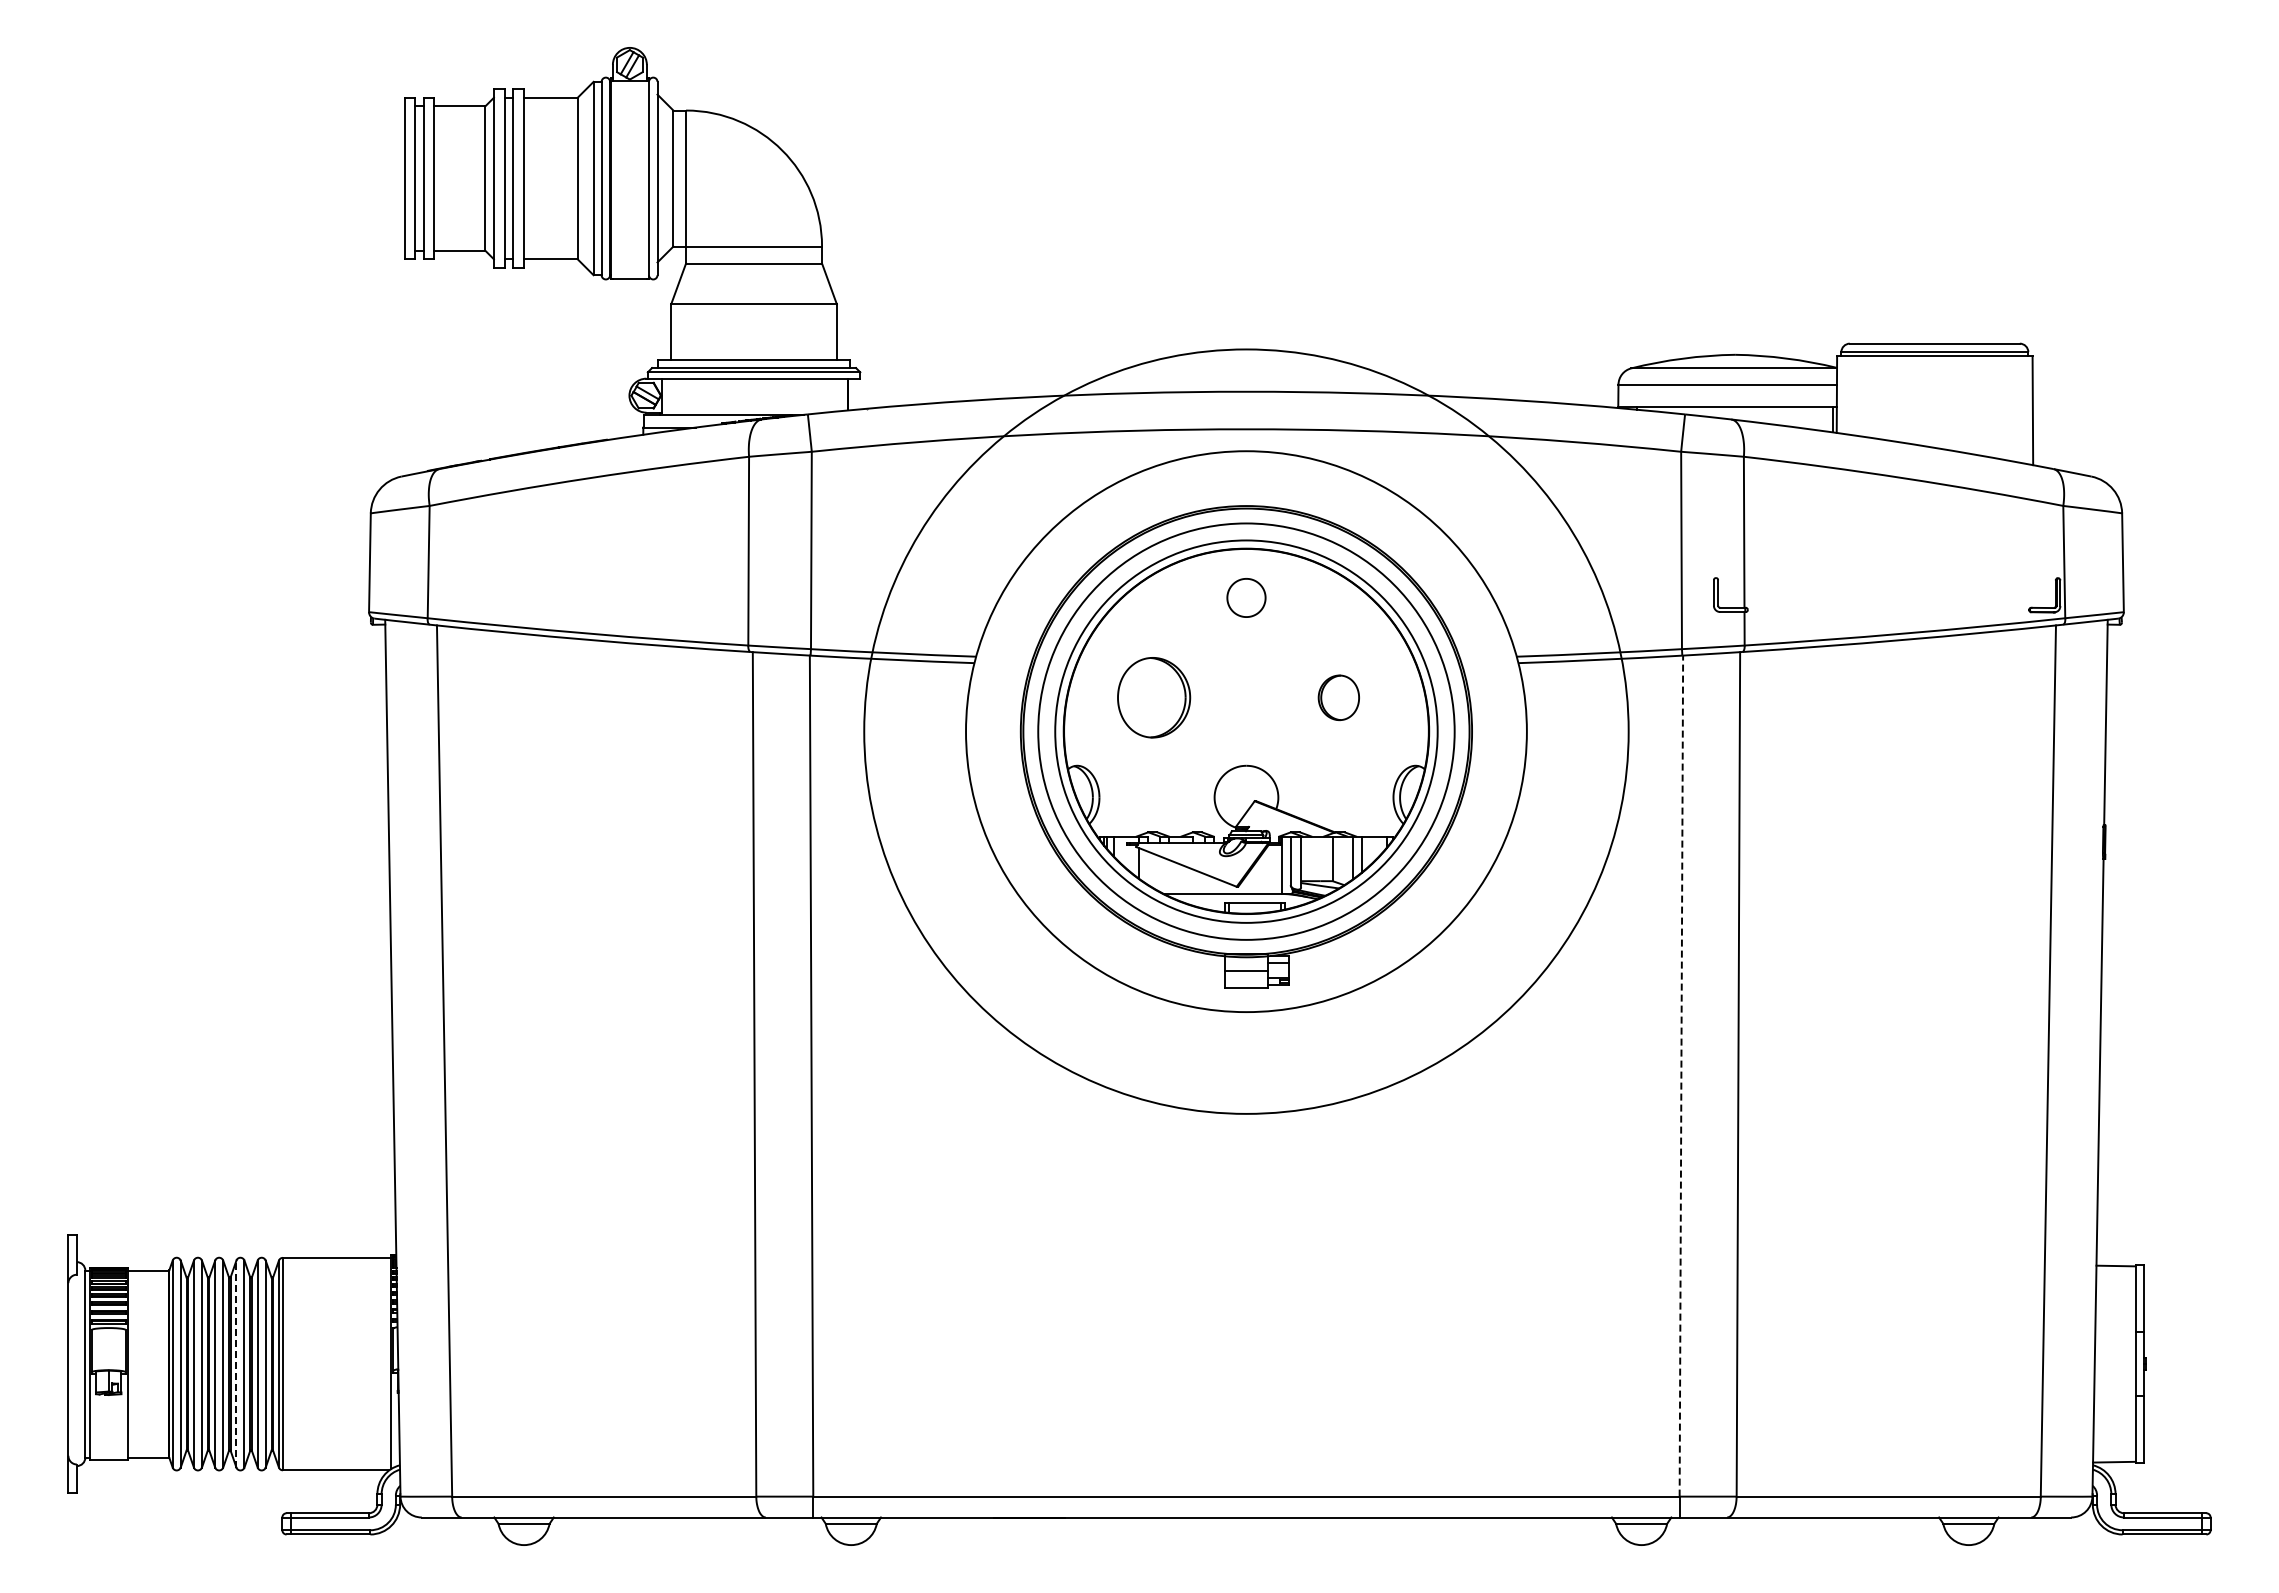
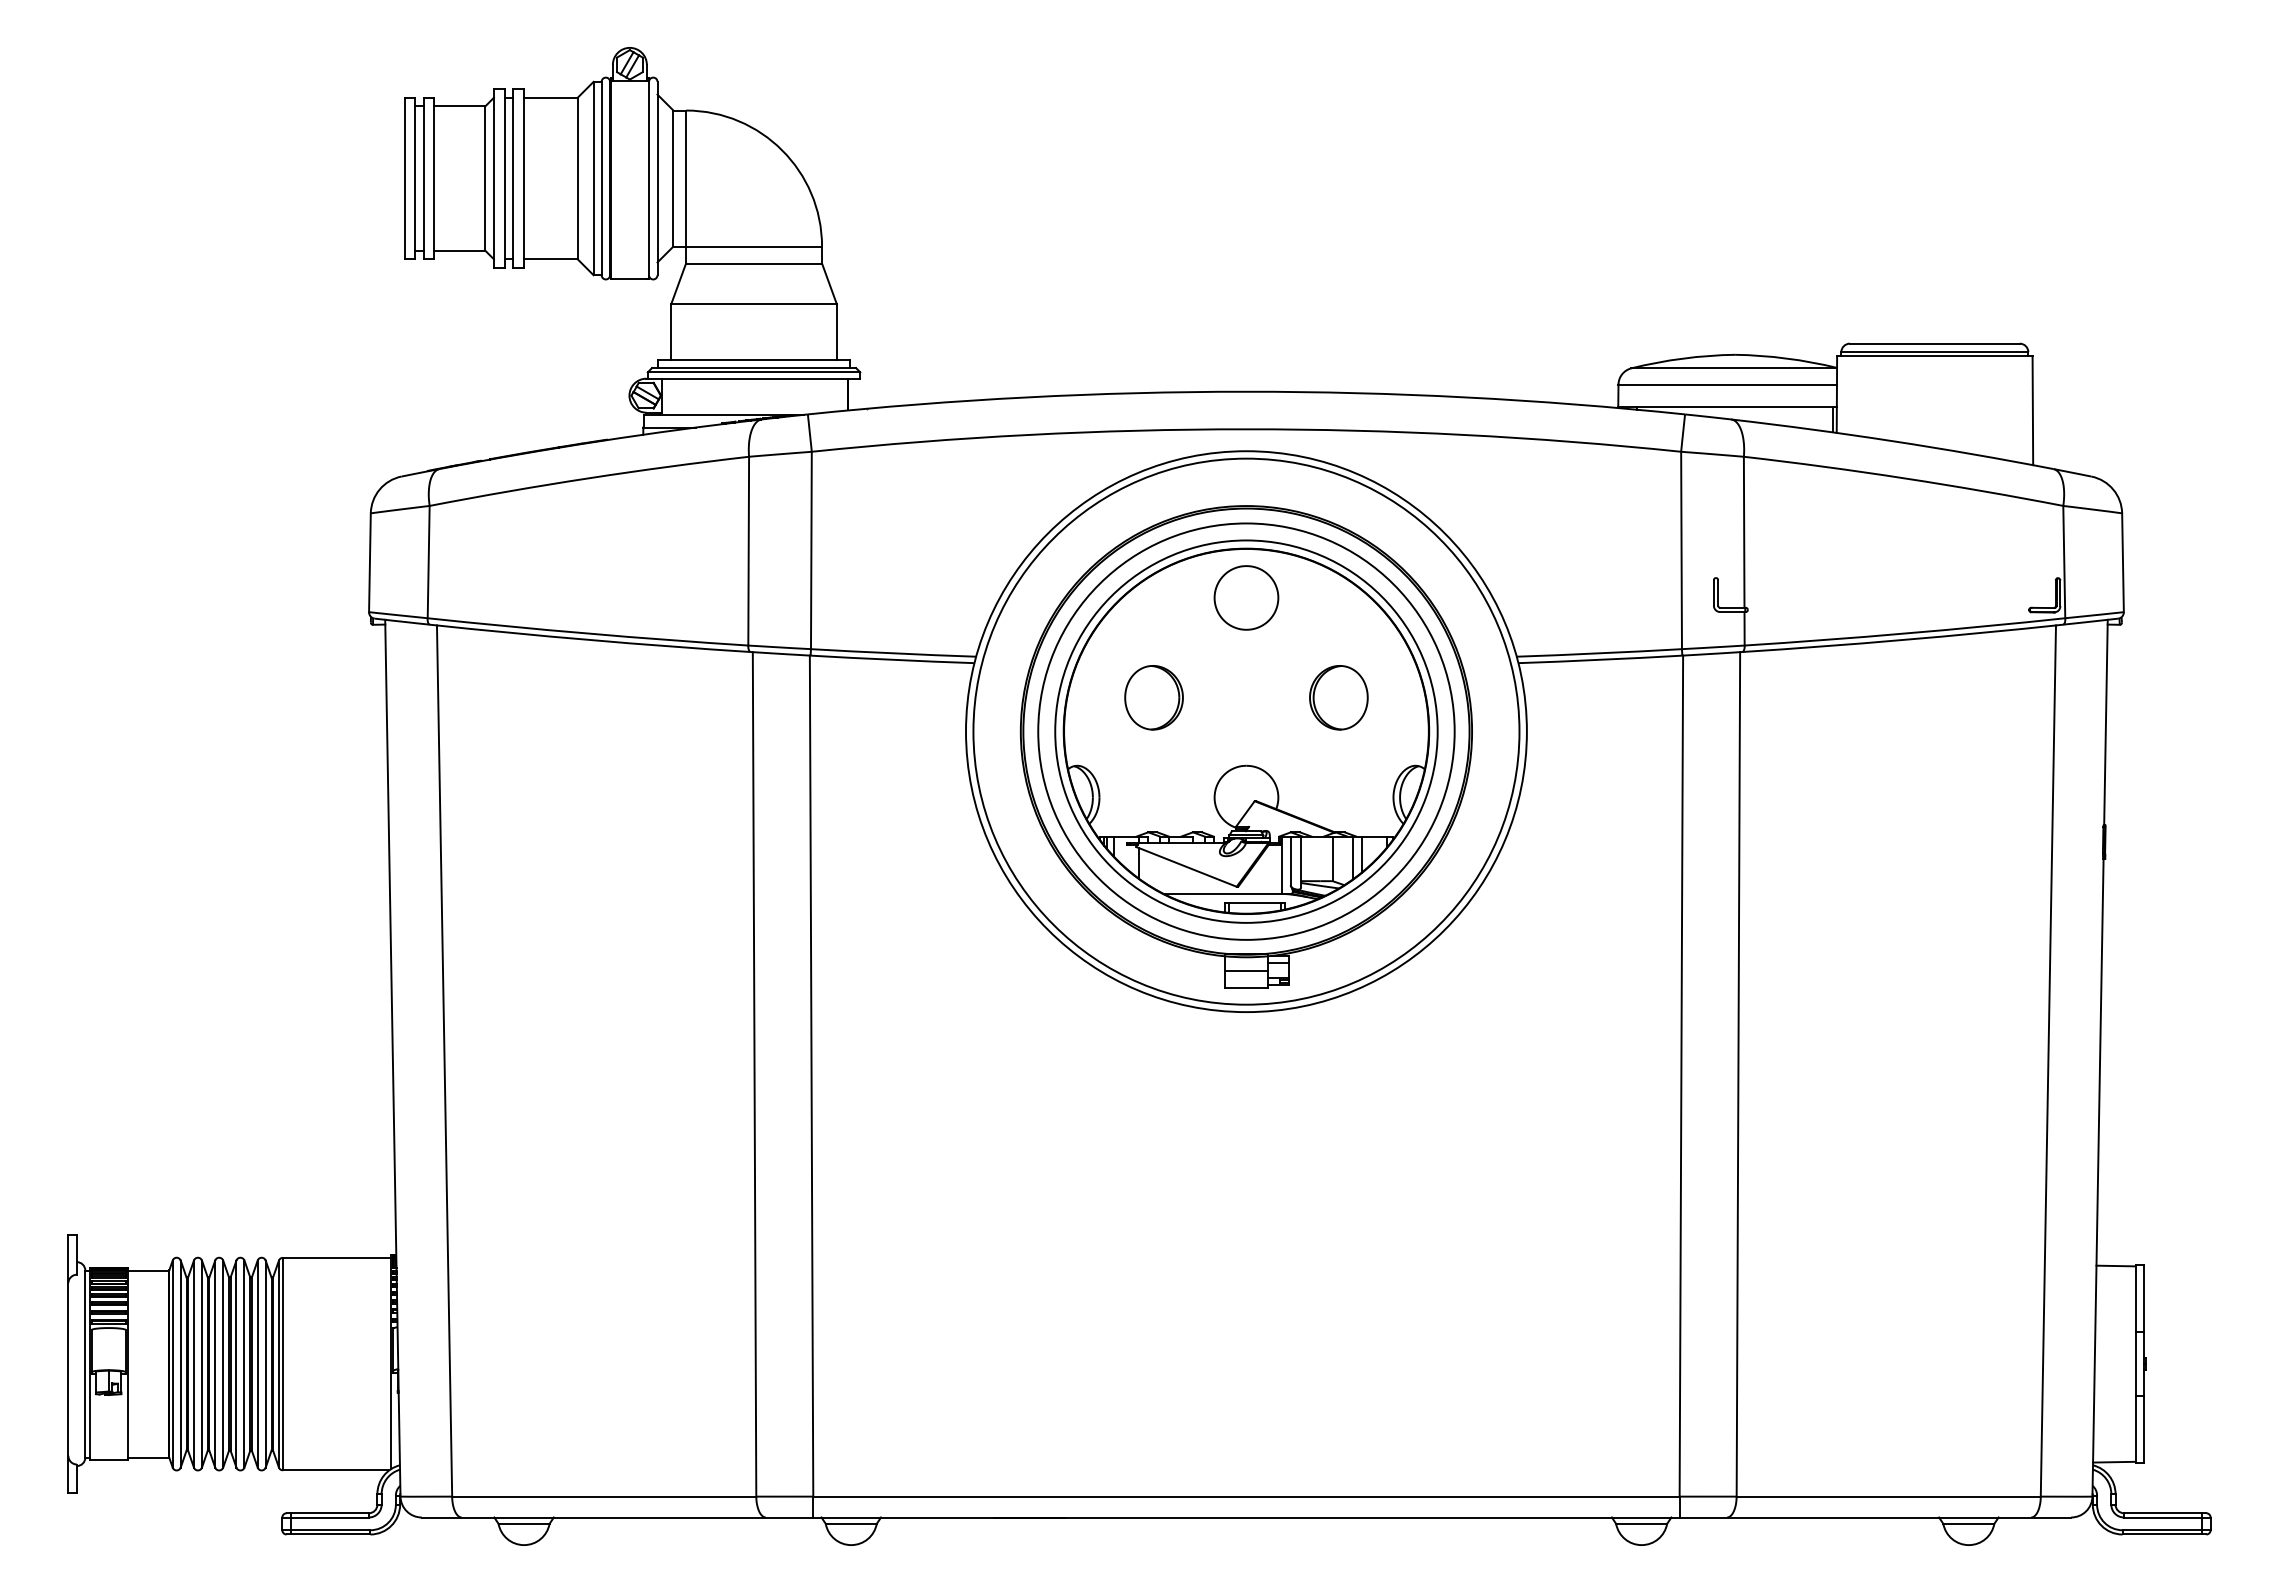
part size: 41x40 px -> 67x66 px (1246, 597)
part size: 75x82 px -> 60x66 px (1153, 697)
part size: 43x48 px -> 60x66 px (1338, 697)
circle diameter: 764 px -> 546 px (1246, 731)
line: dashed -> solid (1681, 1076)
line: dashed -> solid (236, 1363)
